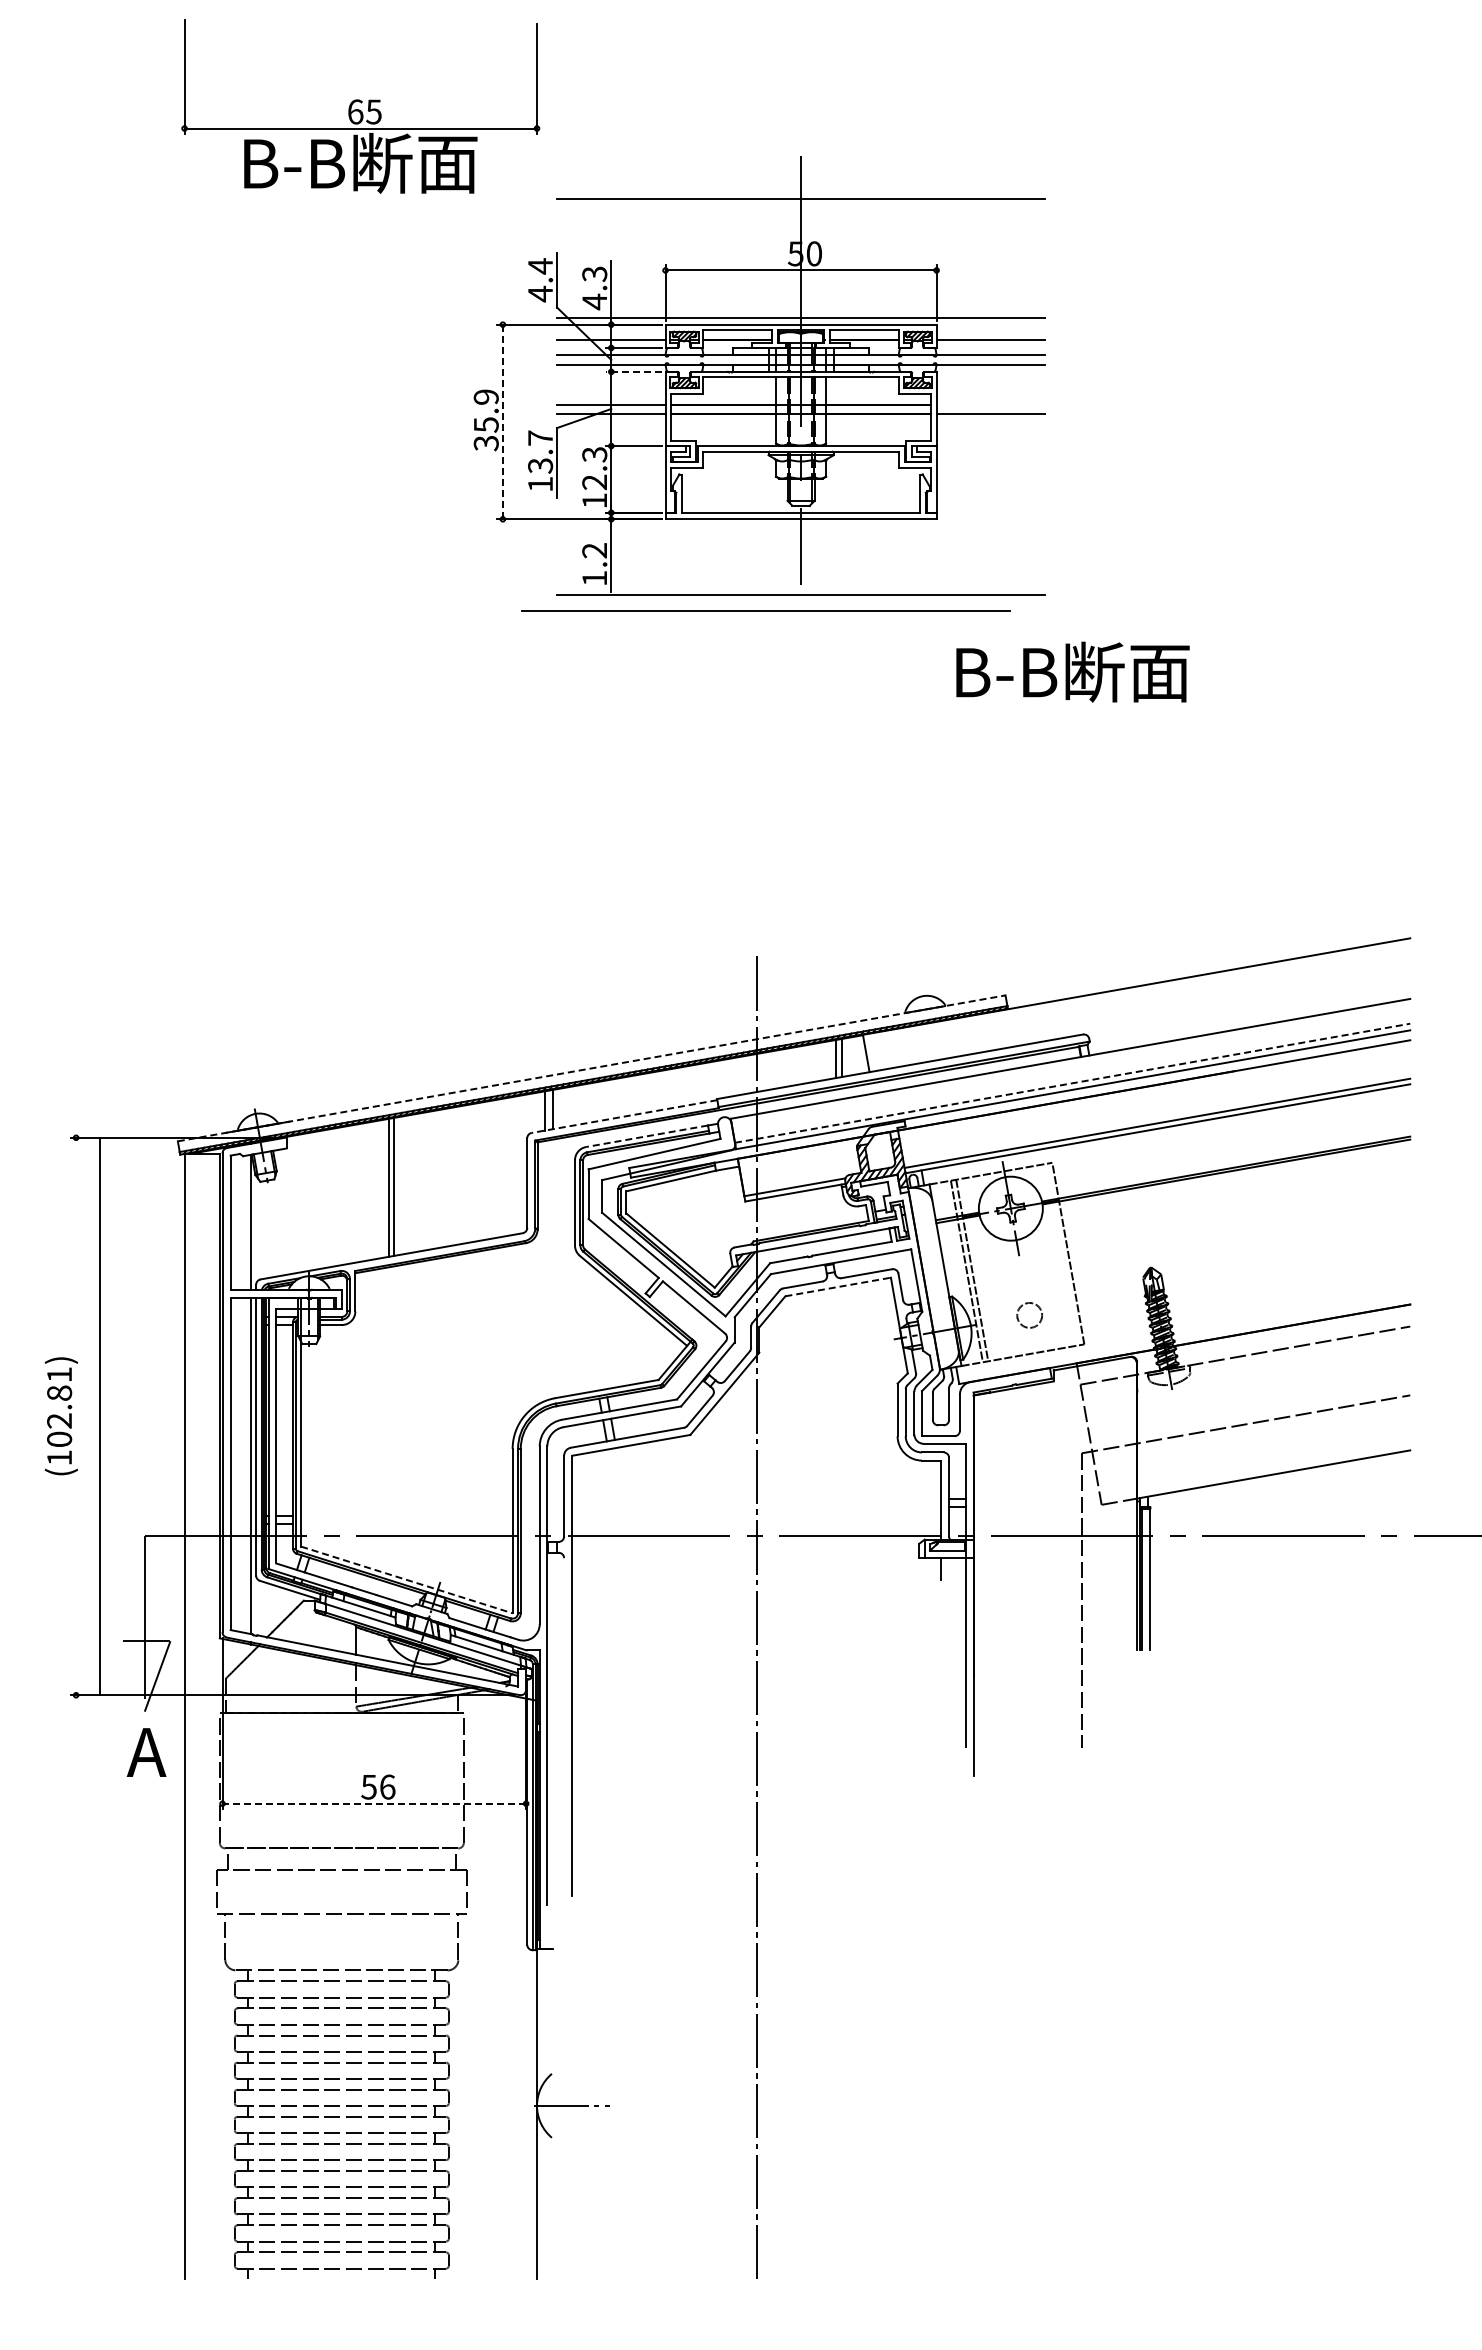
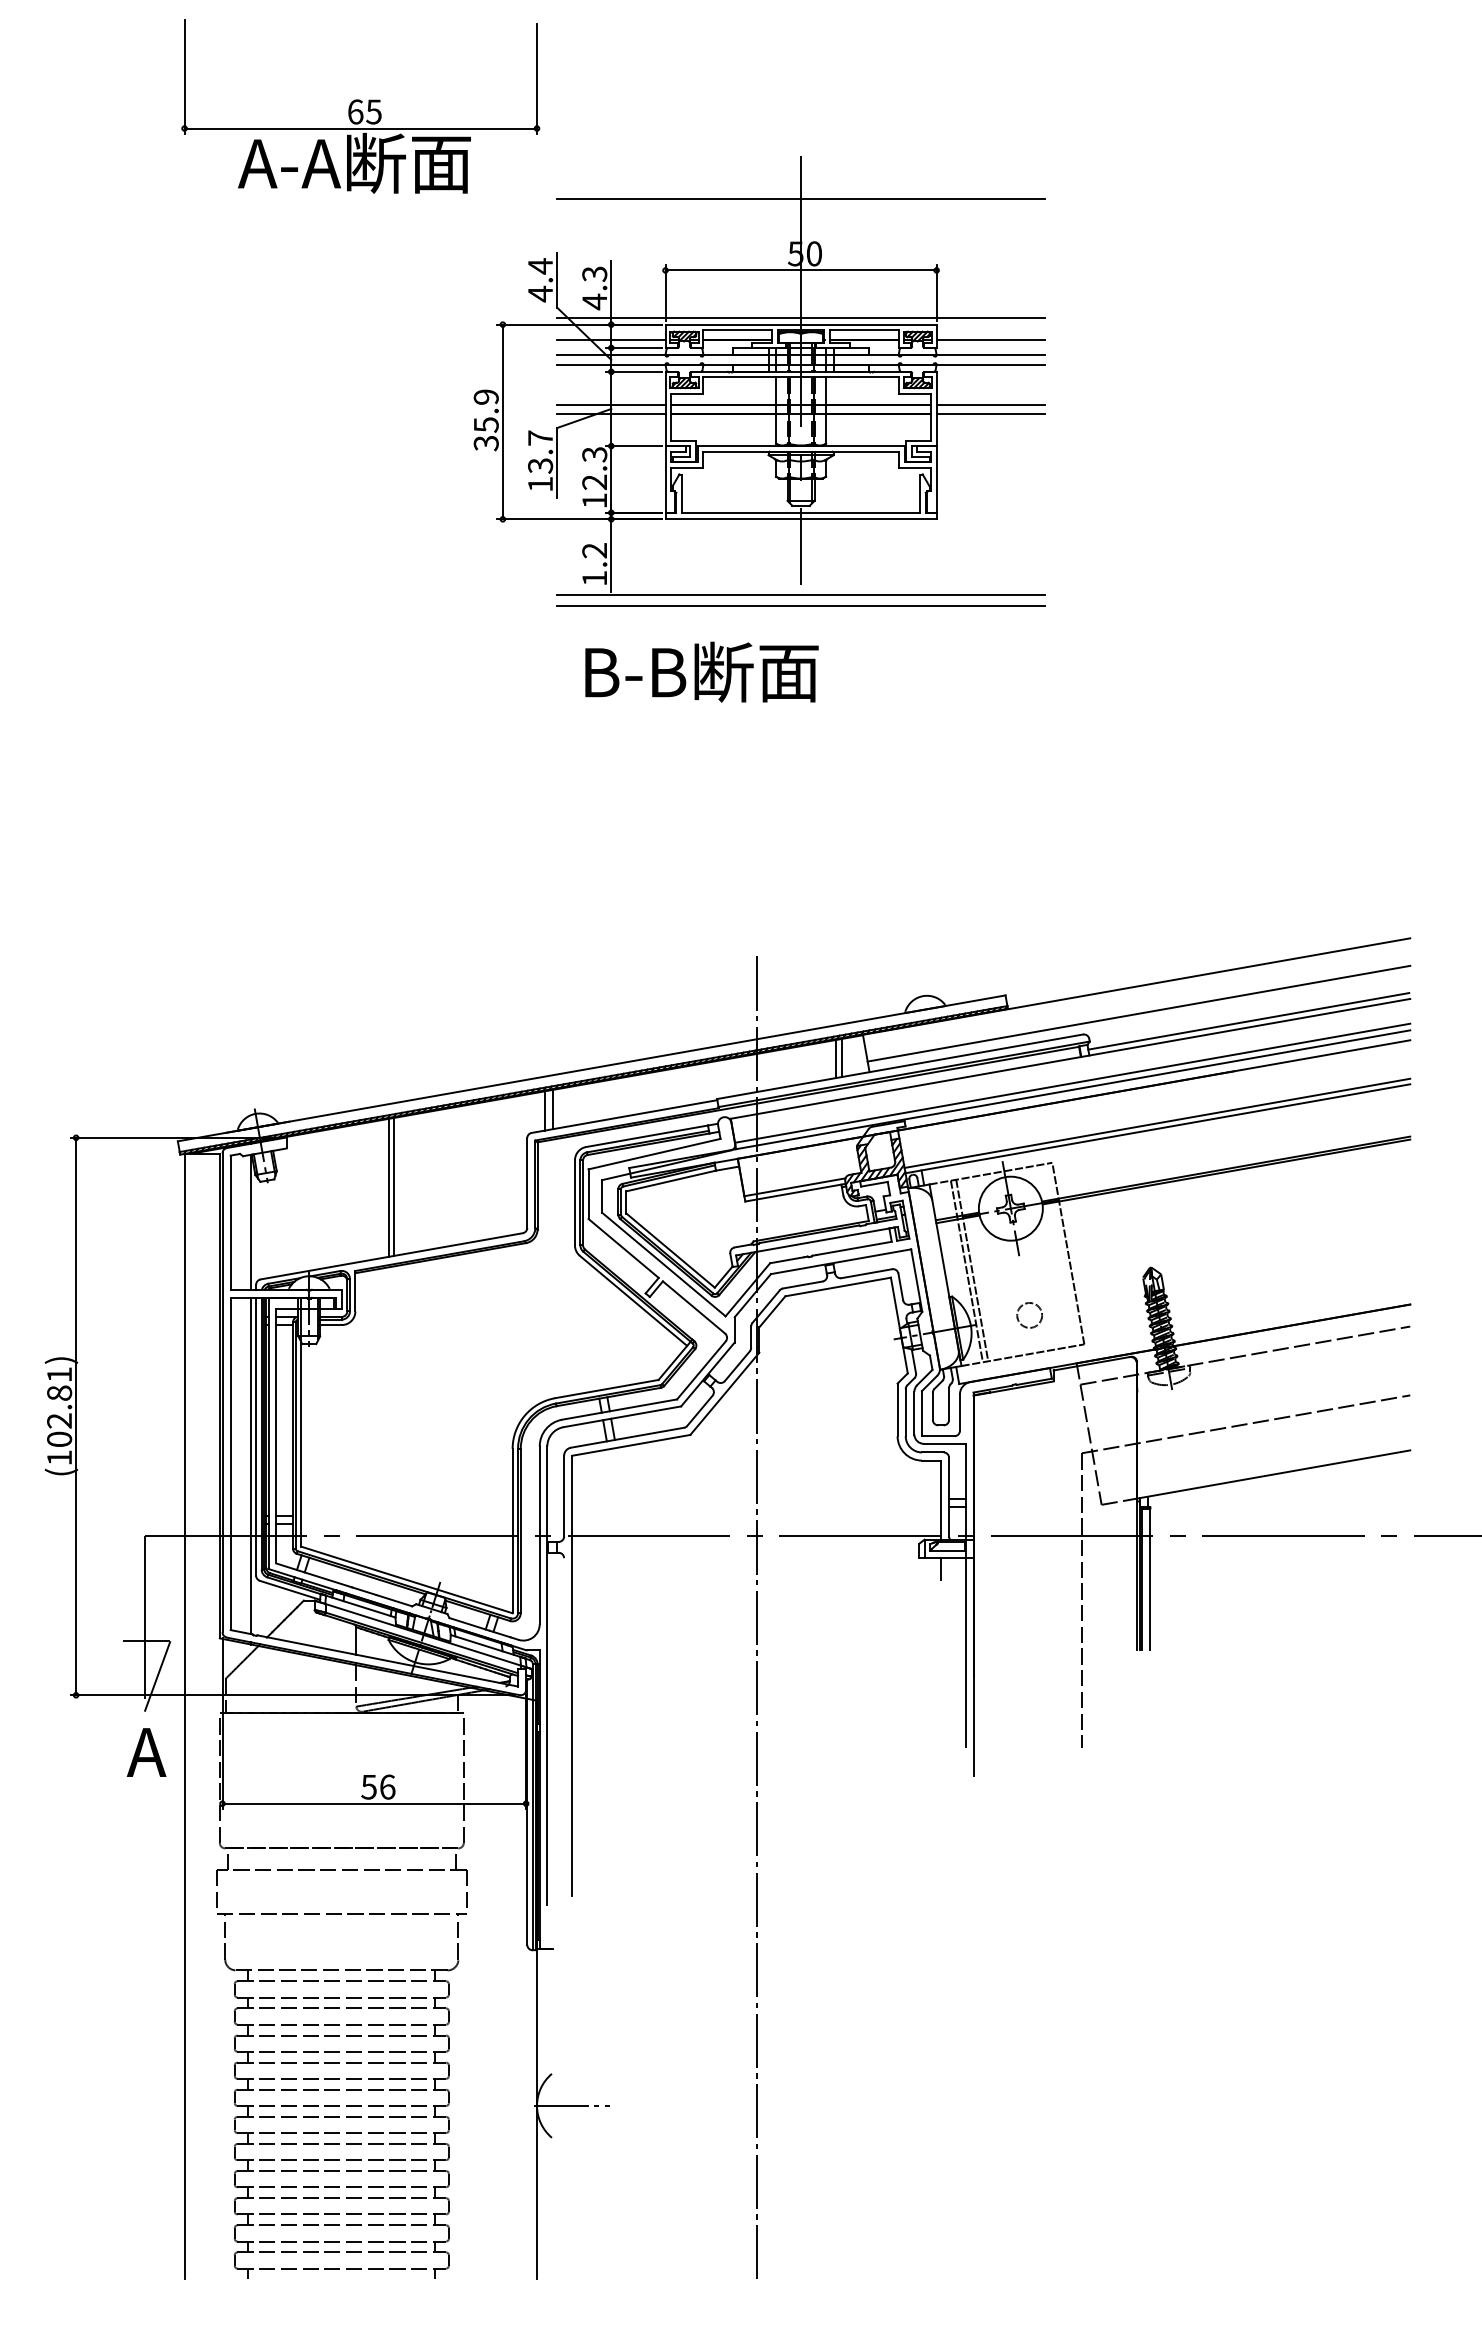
text: B-B断面 -> A-A断面 (357, 162)
line: dashed -> solid (633, 371)
line: none -> present (990, 405)
line: dashed -> solid (502, 421)
line position: (765, 610) -> (800, 605) (800, 605)
text position: (1072, 671) -> (701, 671) (701, 671)
line: none -> present (1138, 1013)
line: none -> present (1248, 1021)
line: dashed -> solid (592, 1068)
line: dashed -> solid (1072, 1083)
line: dashed -> solid (624, 1116)
line: dashed -> solid (647, 1136)
line: dashed -> solid (838, 1287)
line position: (100, 1416) -> (76, 1416) (76, 1416)
line: dashed -> solid (406, 1579)
line: dashed -> solid (374, 1803)
